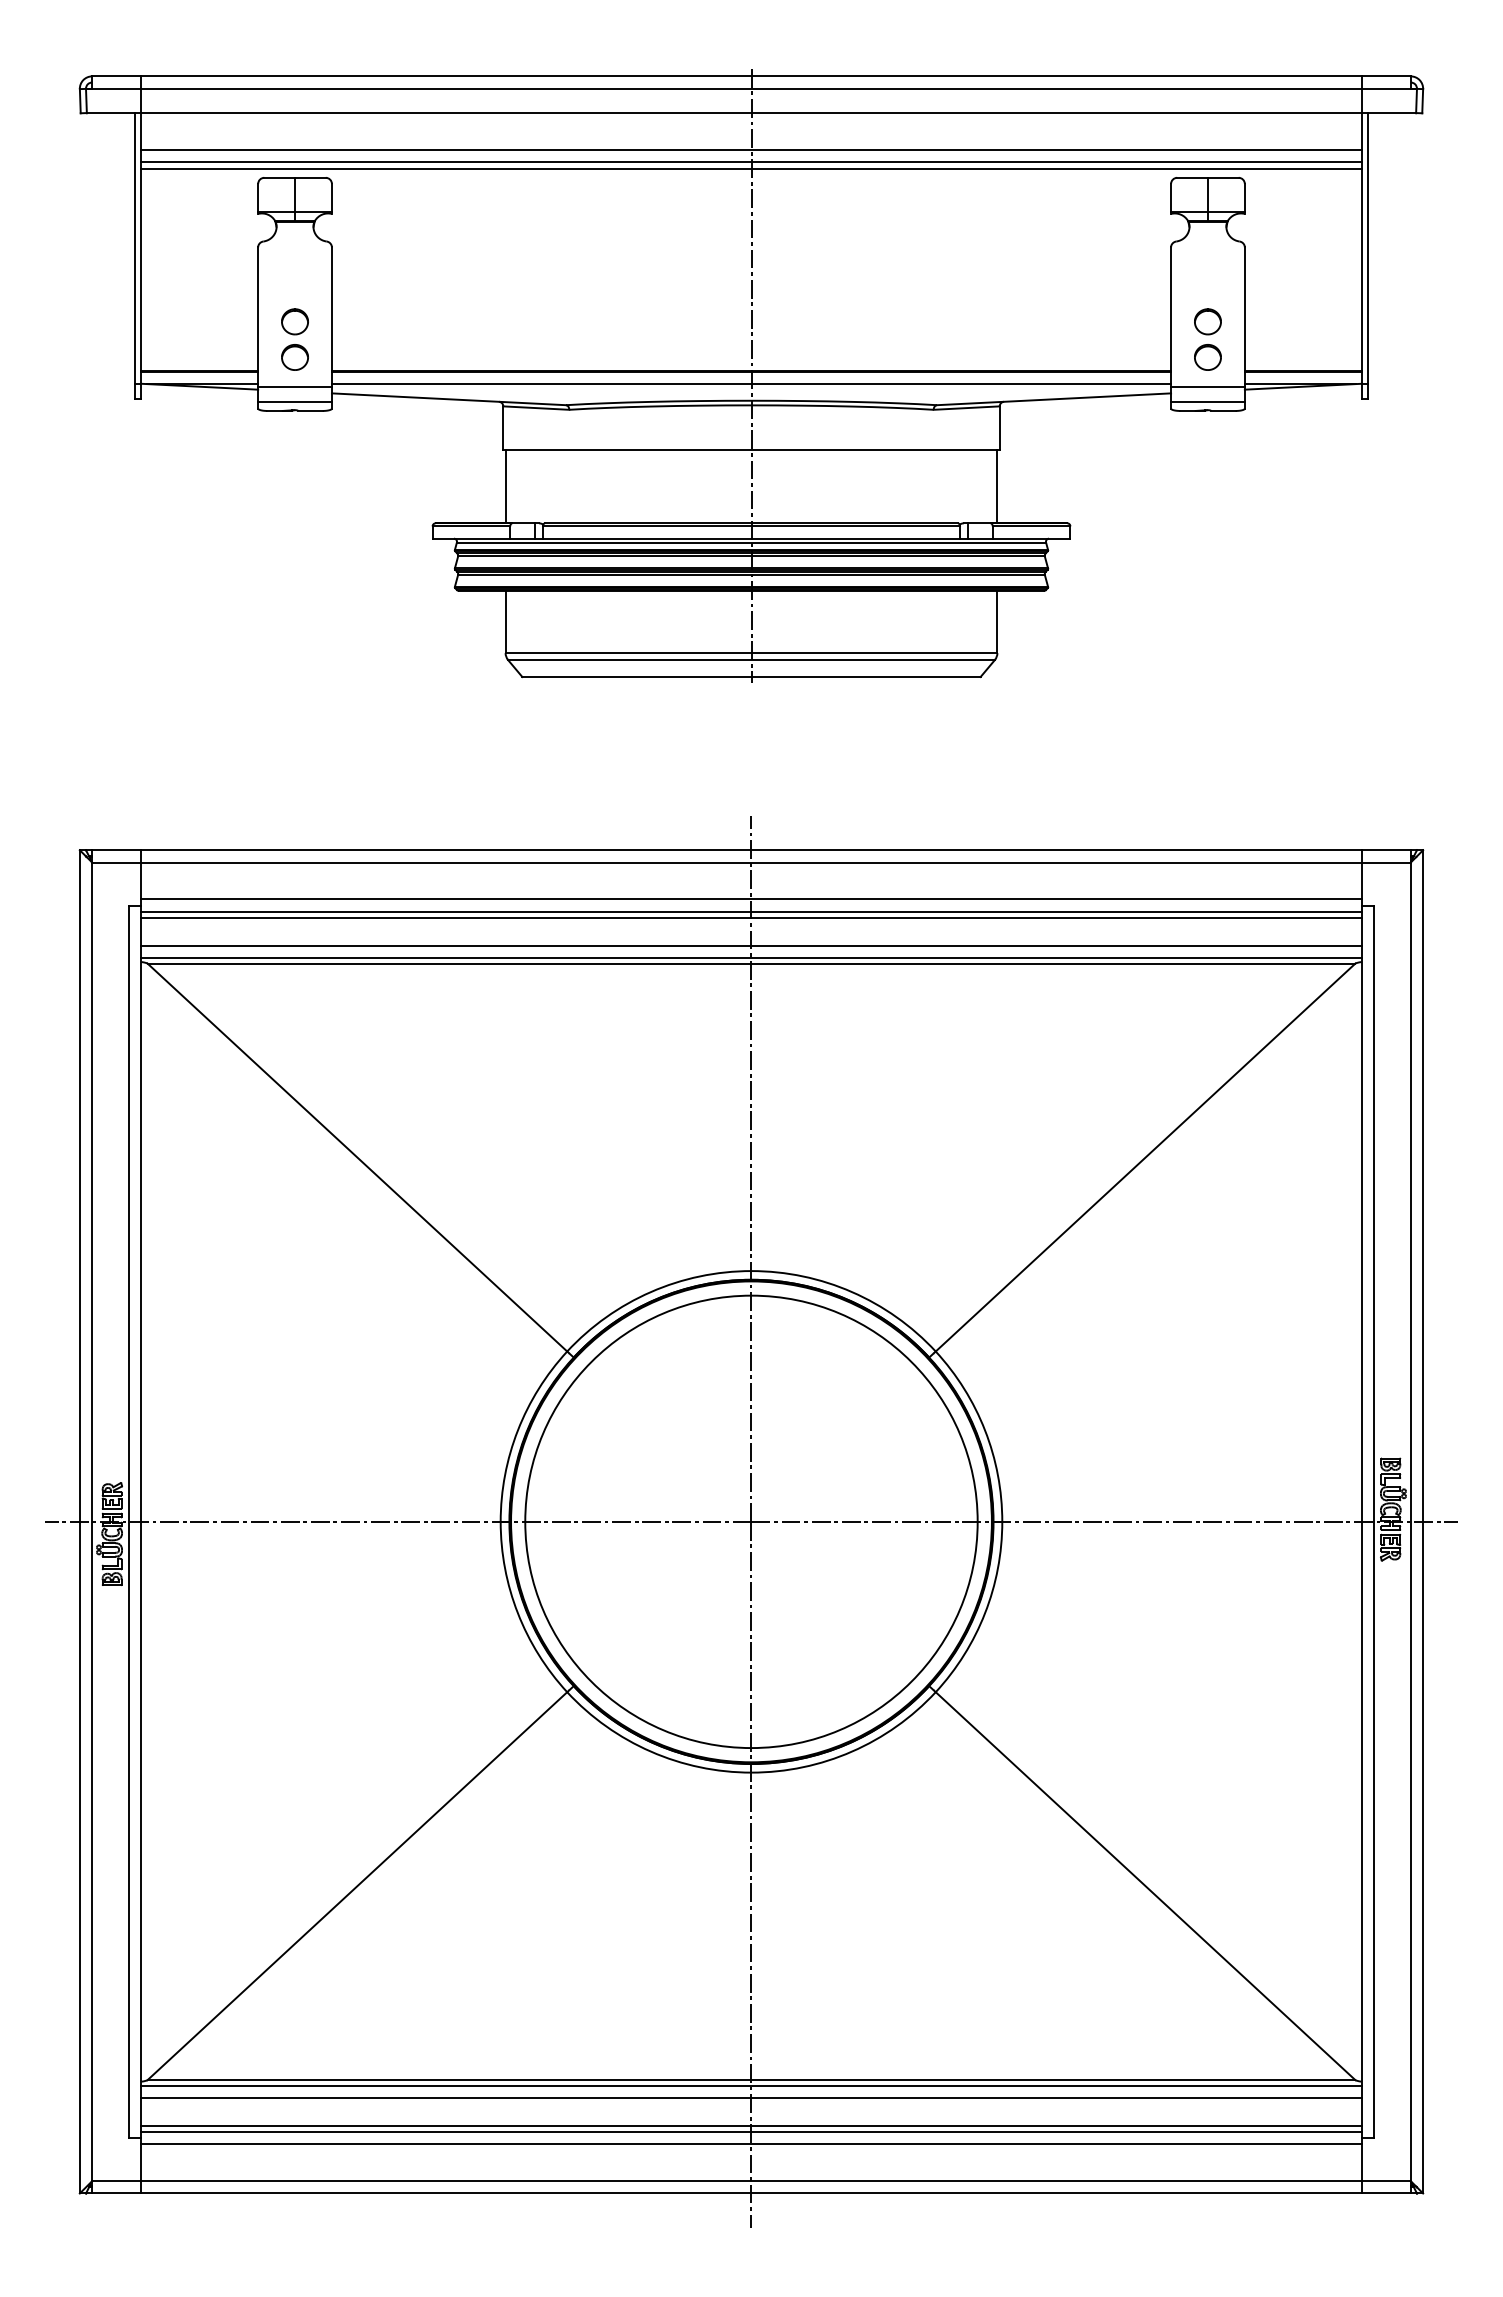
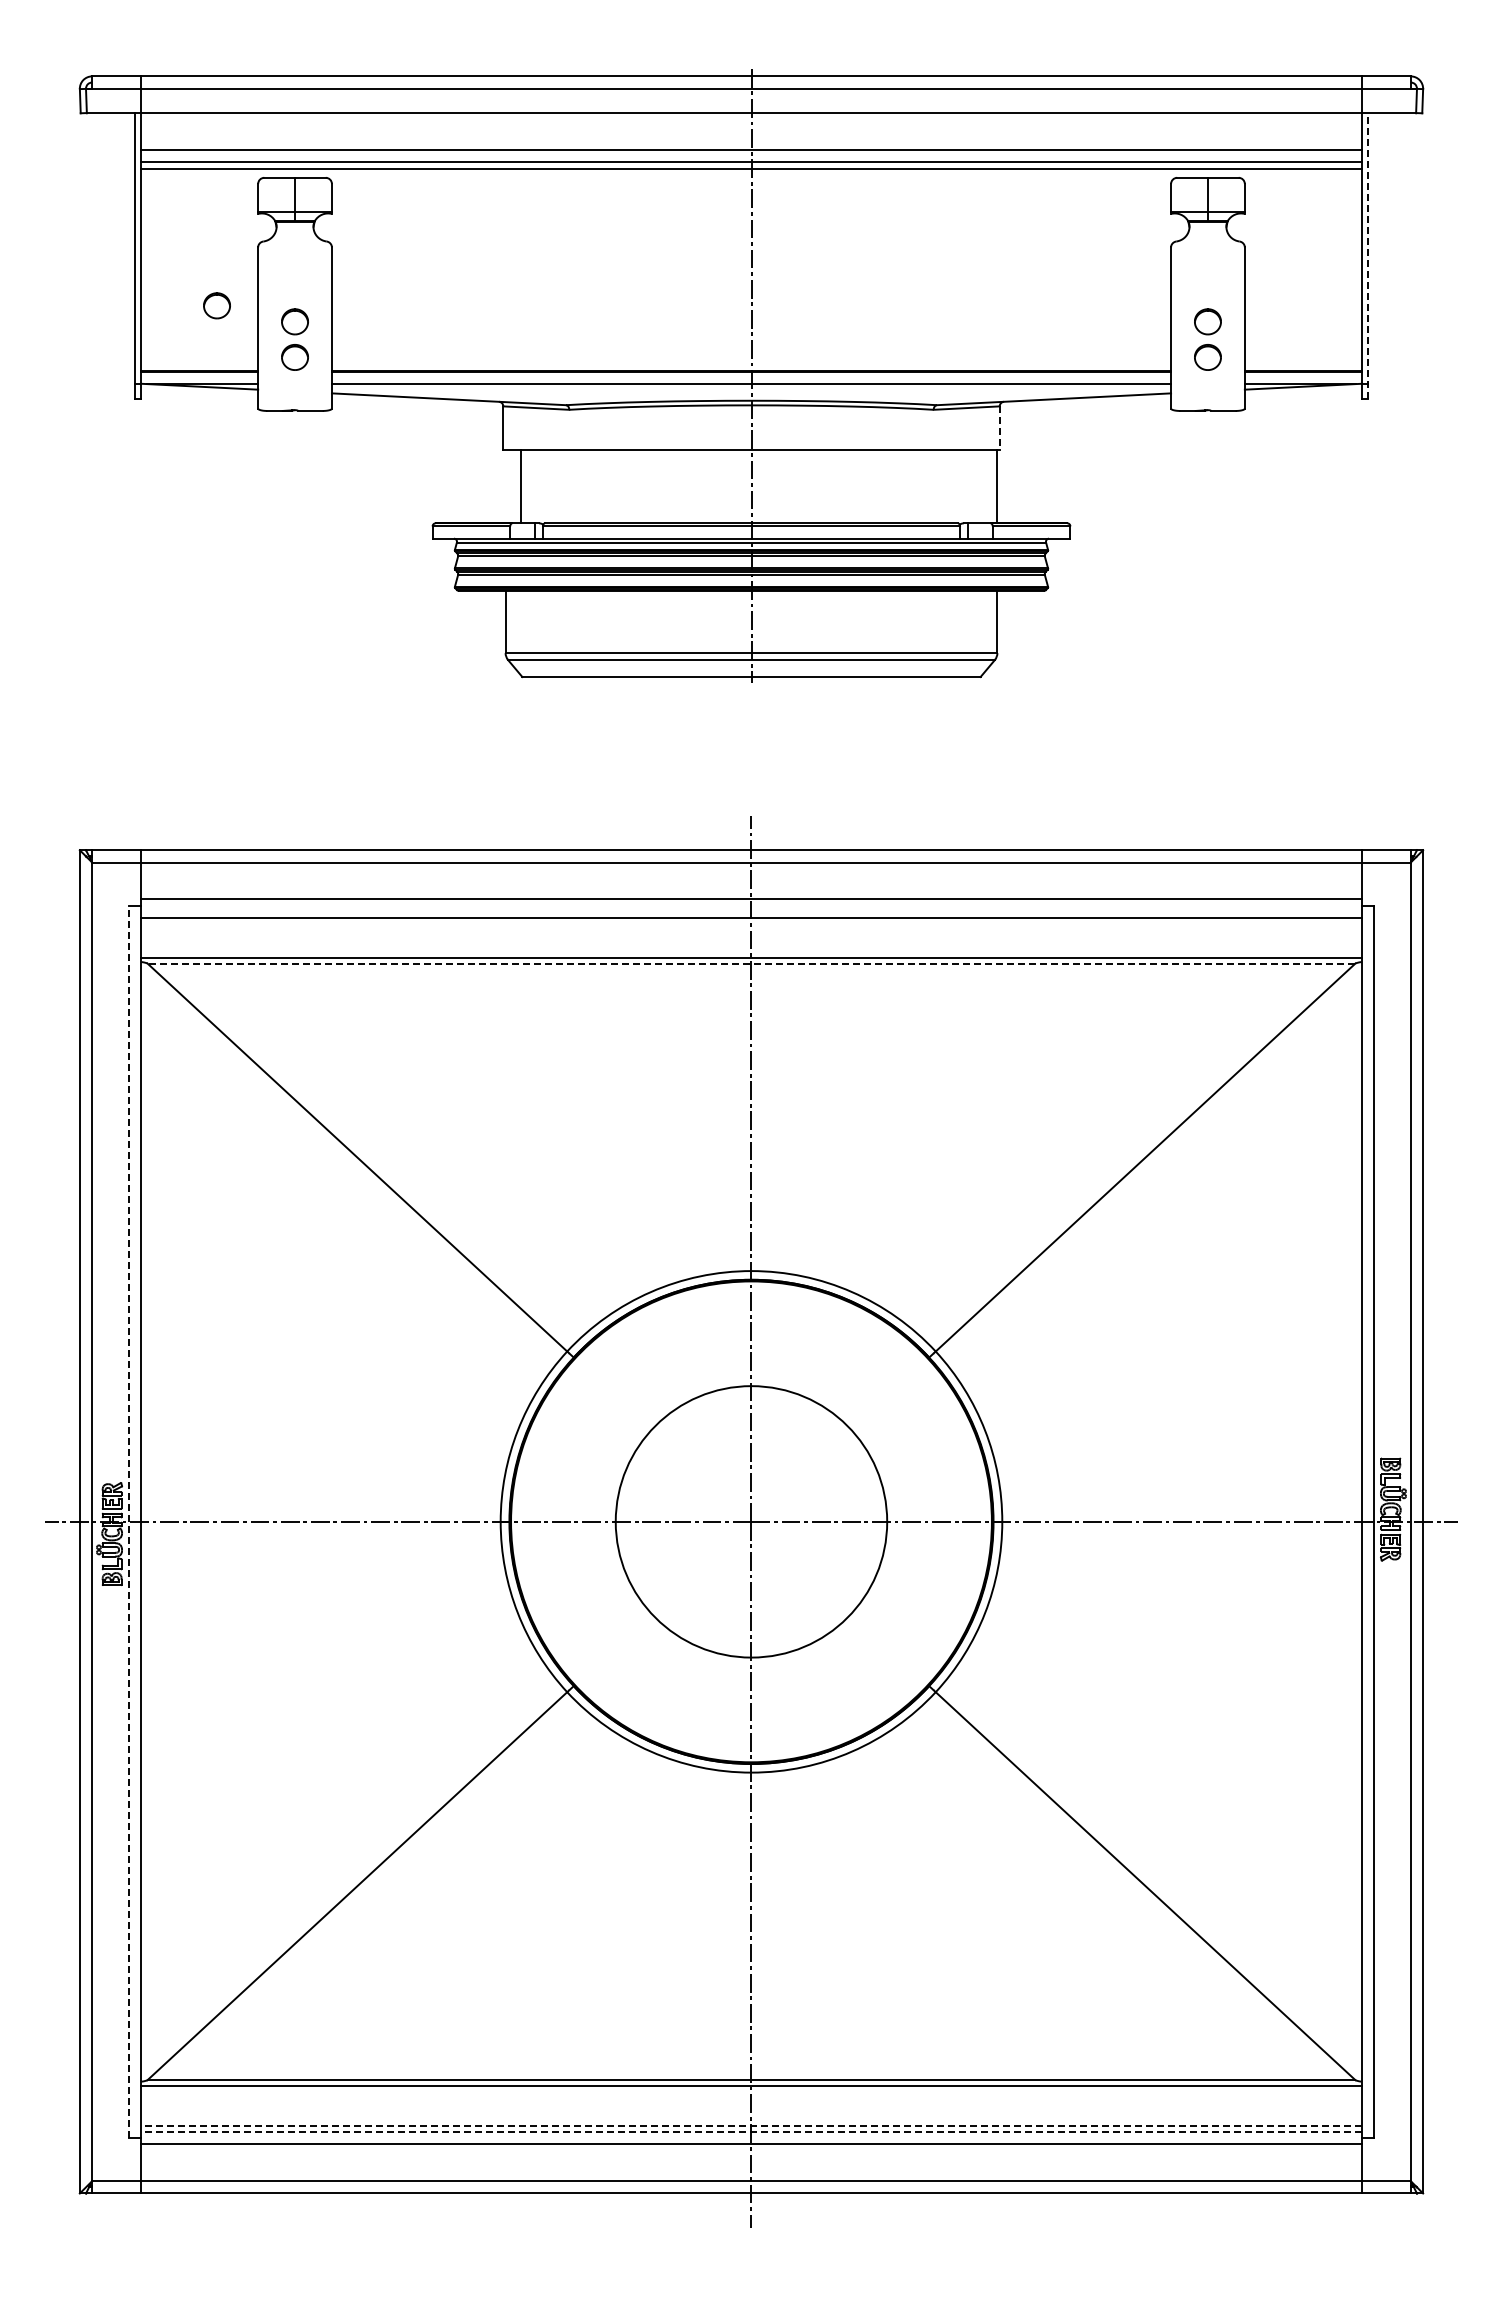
line: solid -> dashed (1367, 256)
part: none -> present (216, 305)
line: present -> none (294, 387)
line: present -> none (1207, 387)
line: present -> none (294, 402)
line: present -> none (1207, 402)
line: solid -> dashed (999, 427)
line position: (505, 486) -> (520, 486) (520, 486)
line: present -> none (751, 911)
line: present -> none (751, 945)
line: solid -> dashed (751, 963)
line: solid -> dashed (129, 1521)
circle diameter: 452 px -> 271 px (751, 1521)
line: present -> none (751, 2098)
line: solid -> dashed (751, 2125)
line: solid -> dashed (751, 2132)
